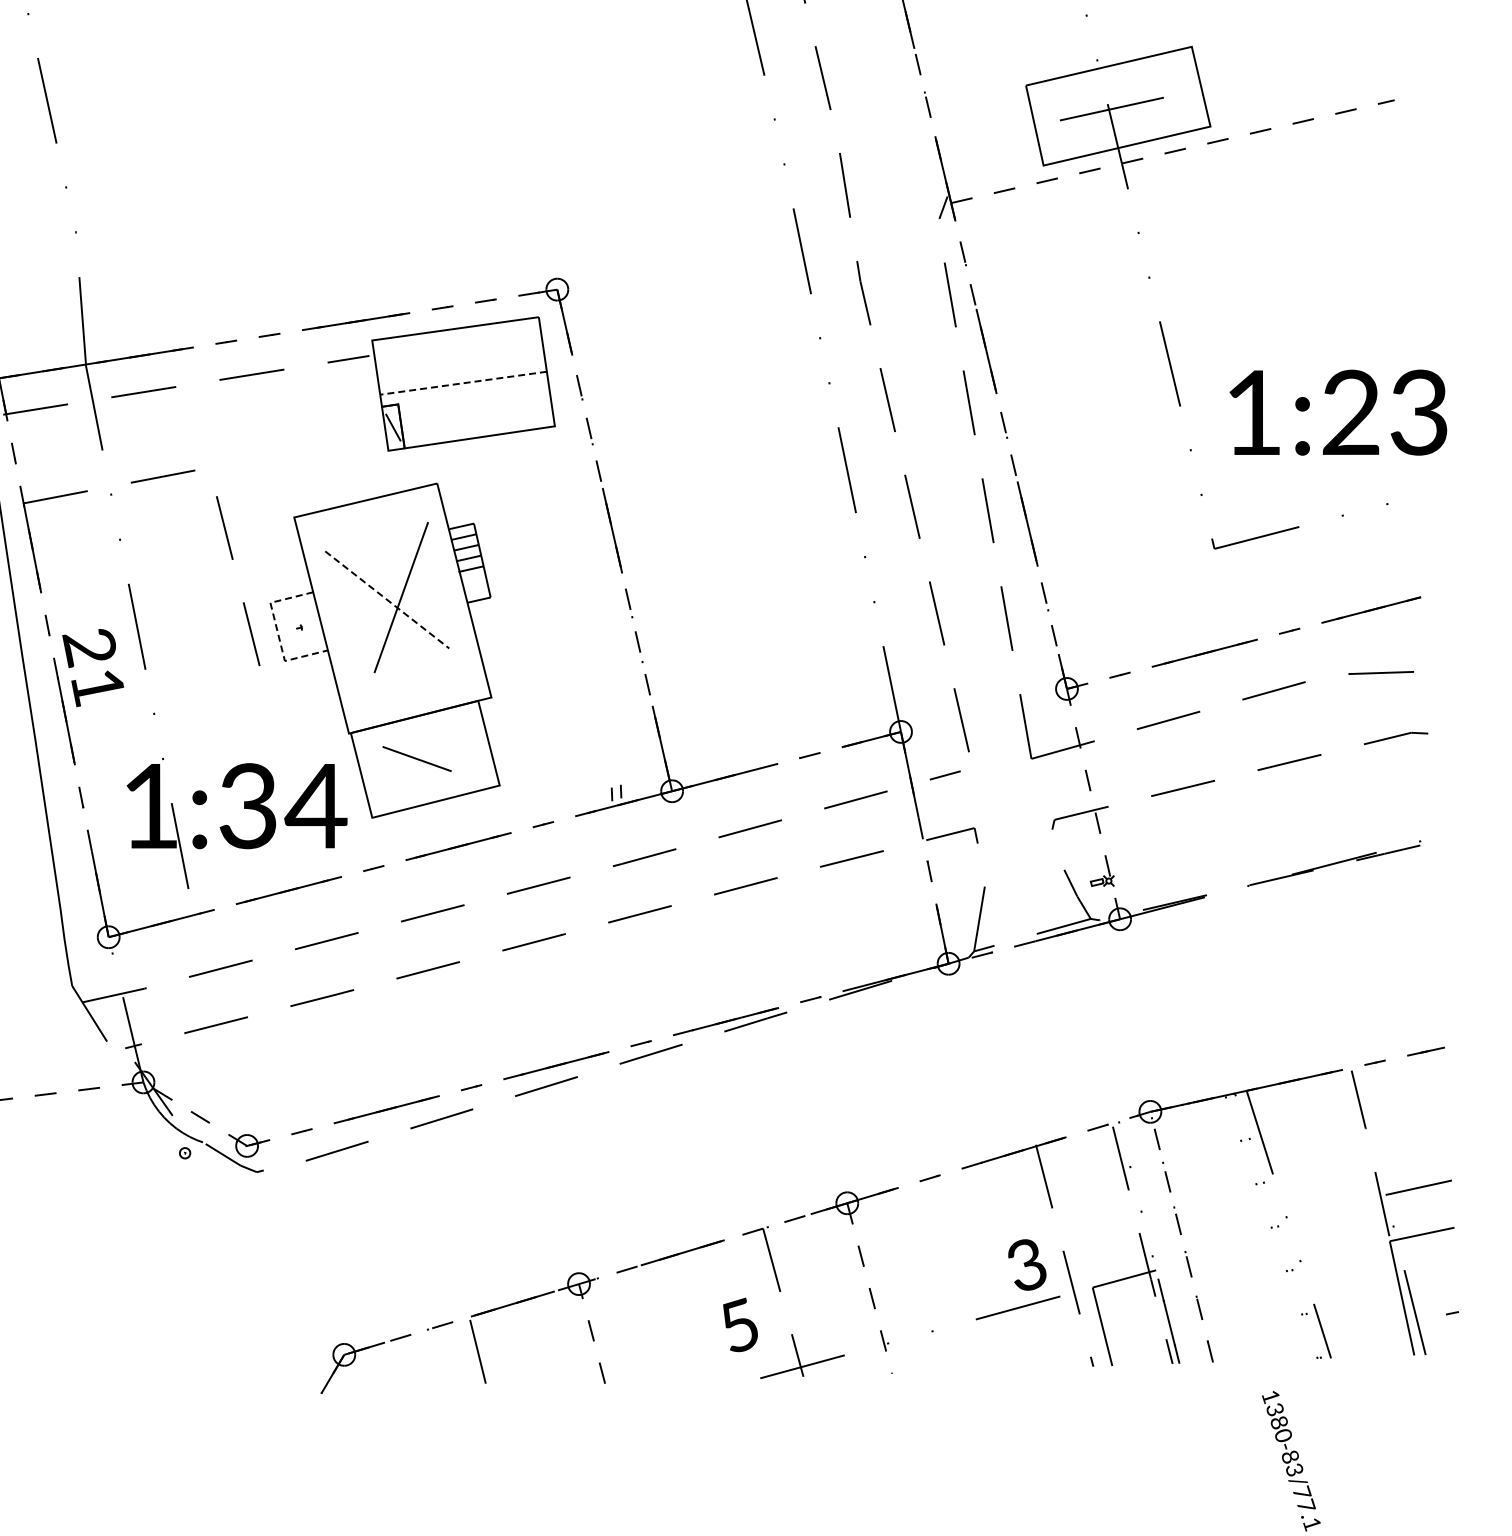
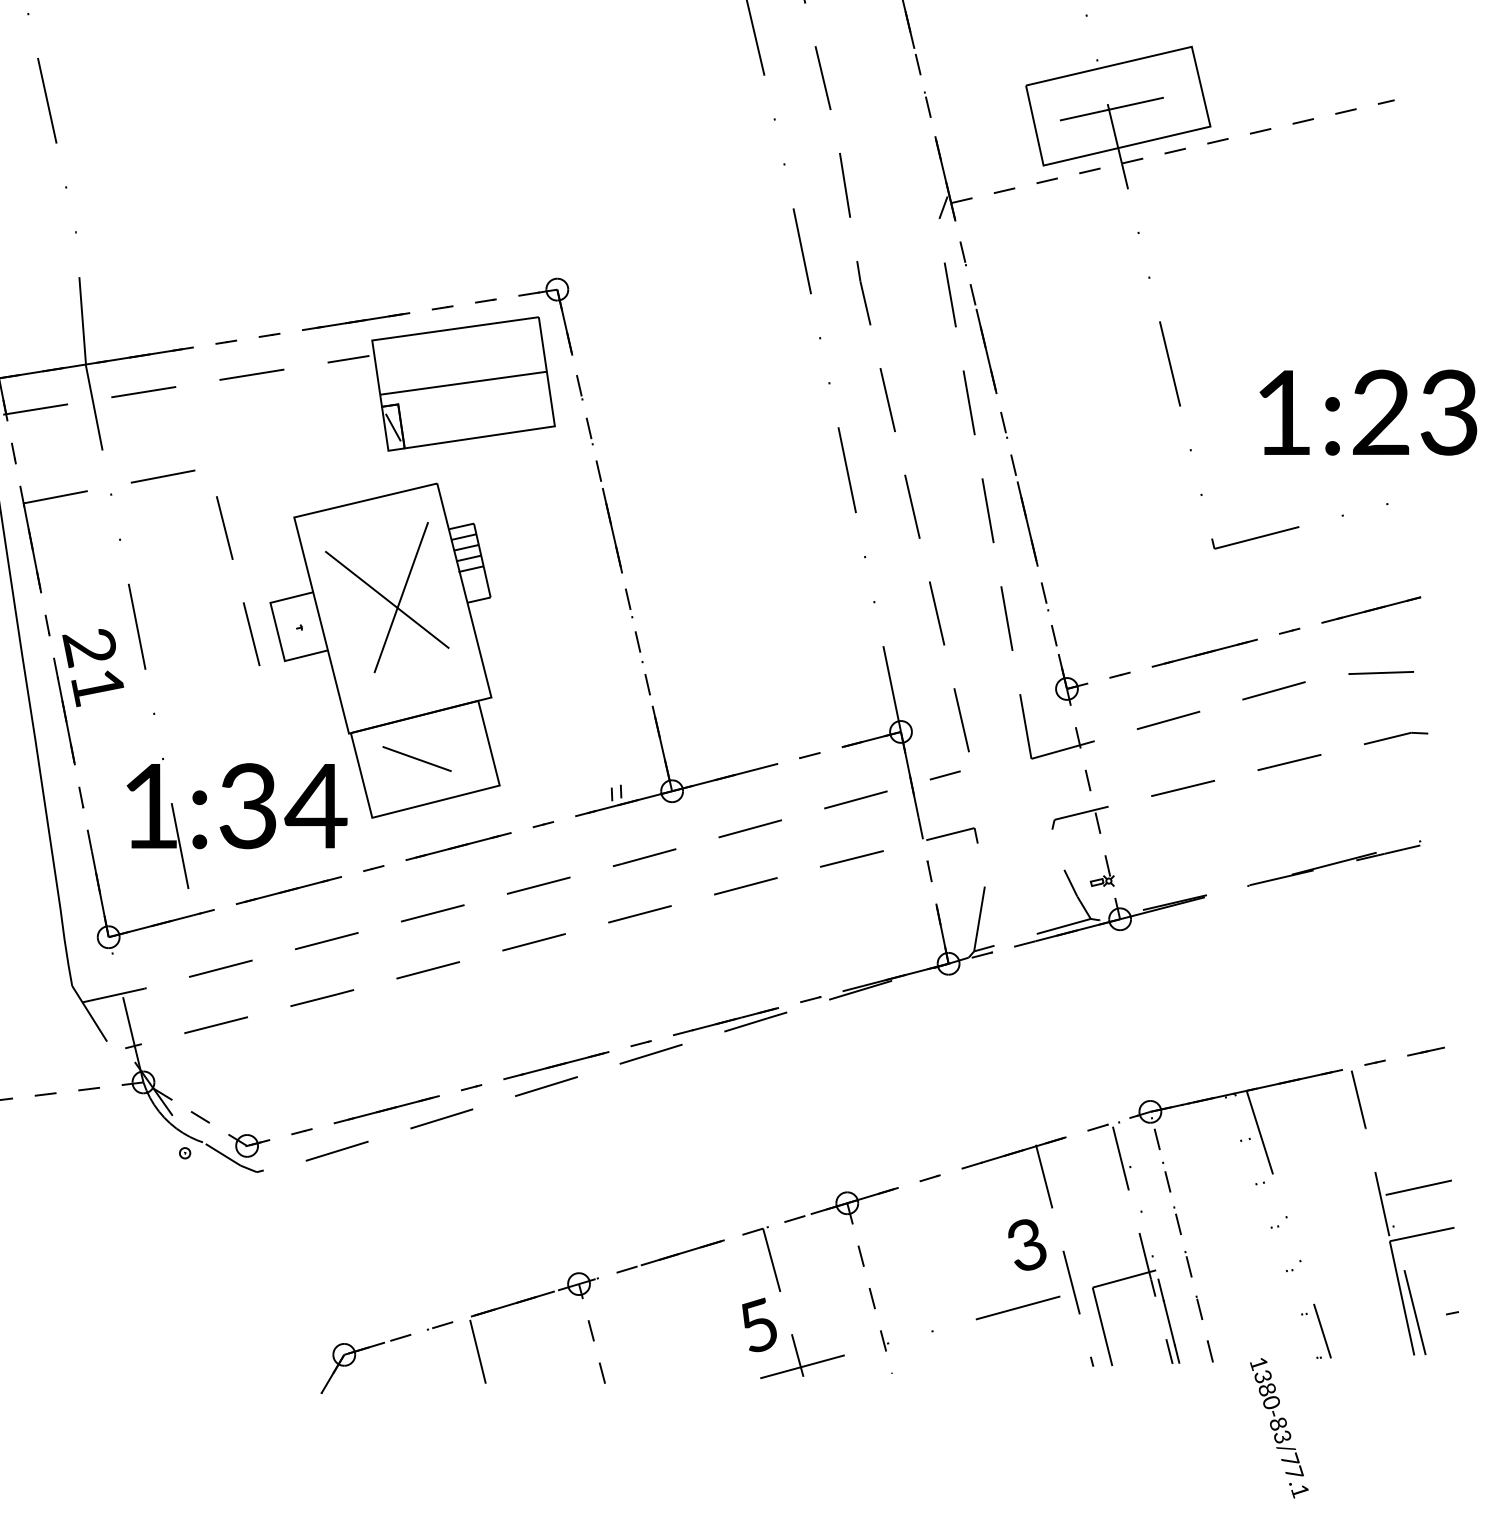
line: dashed -> solid (463, 383)
text position: (1338, 412) -> (1368, 412) (1368, 412)
line: dashed -> solid (387, 599)
line: dashed -> solid (277, 631)
text position: (1027, 1264) -> (1027, 1244) (1027, 1244)
text position: (740, 1324) -> (759, 1324) (759, 1324)
text position: (1291, 1461) -> (1279, 1428) (1279, 1428)
